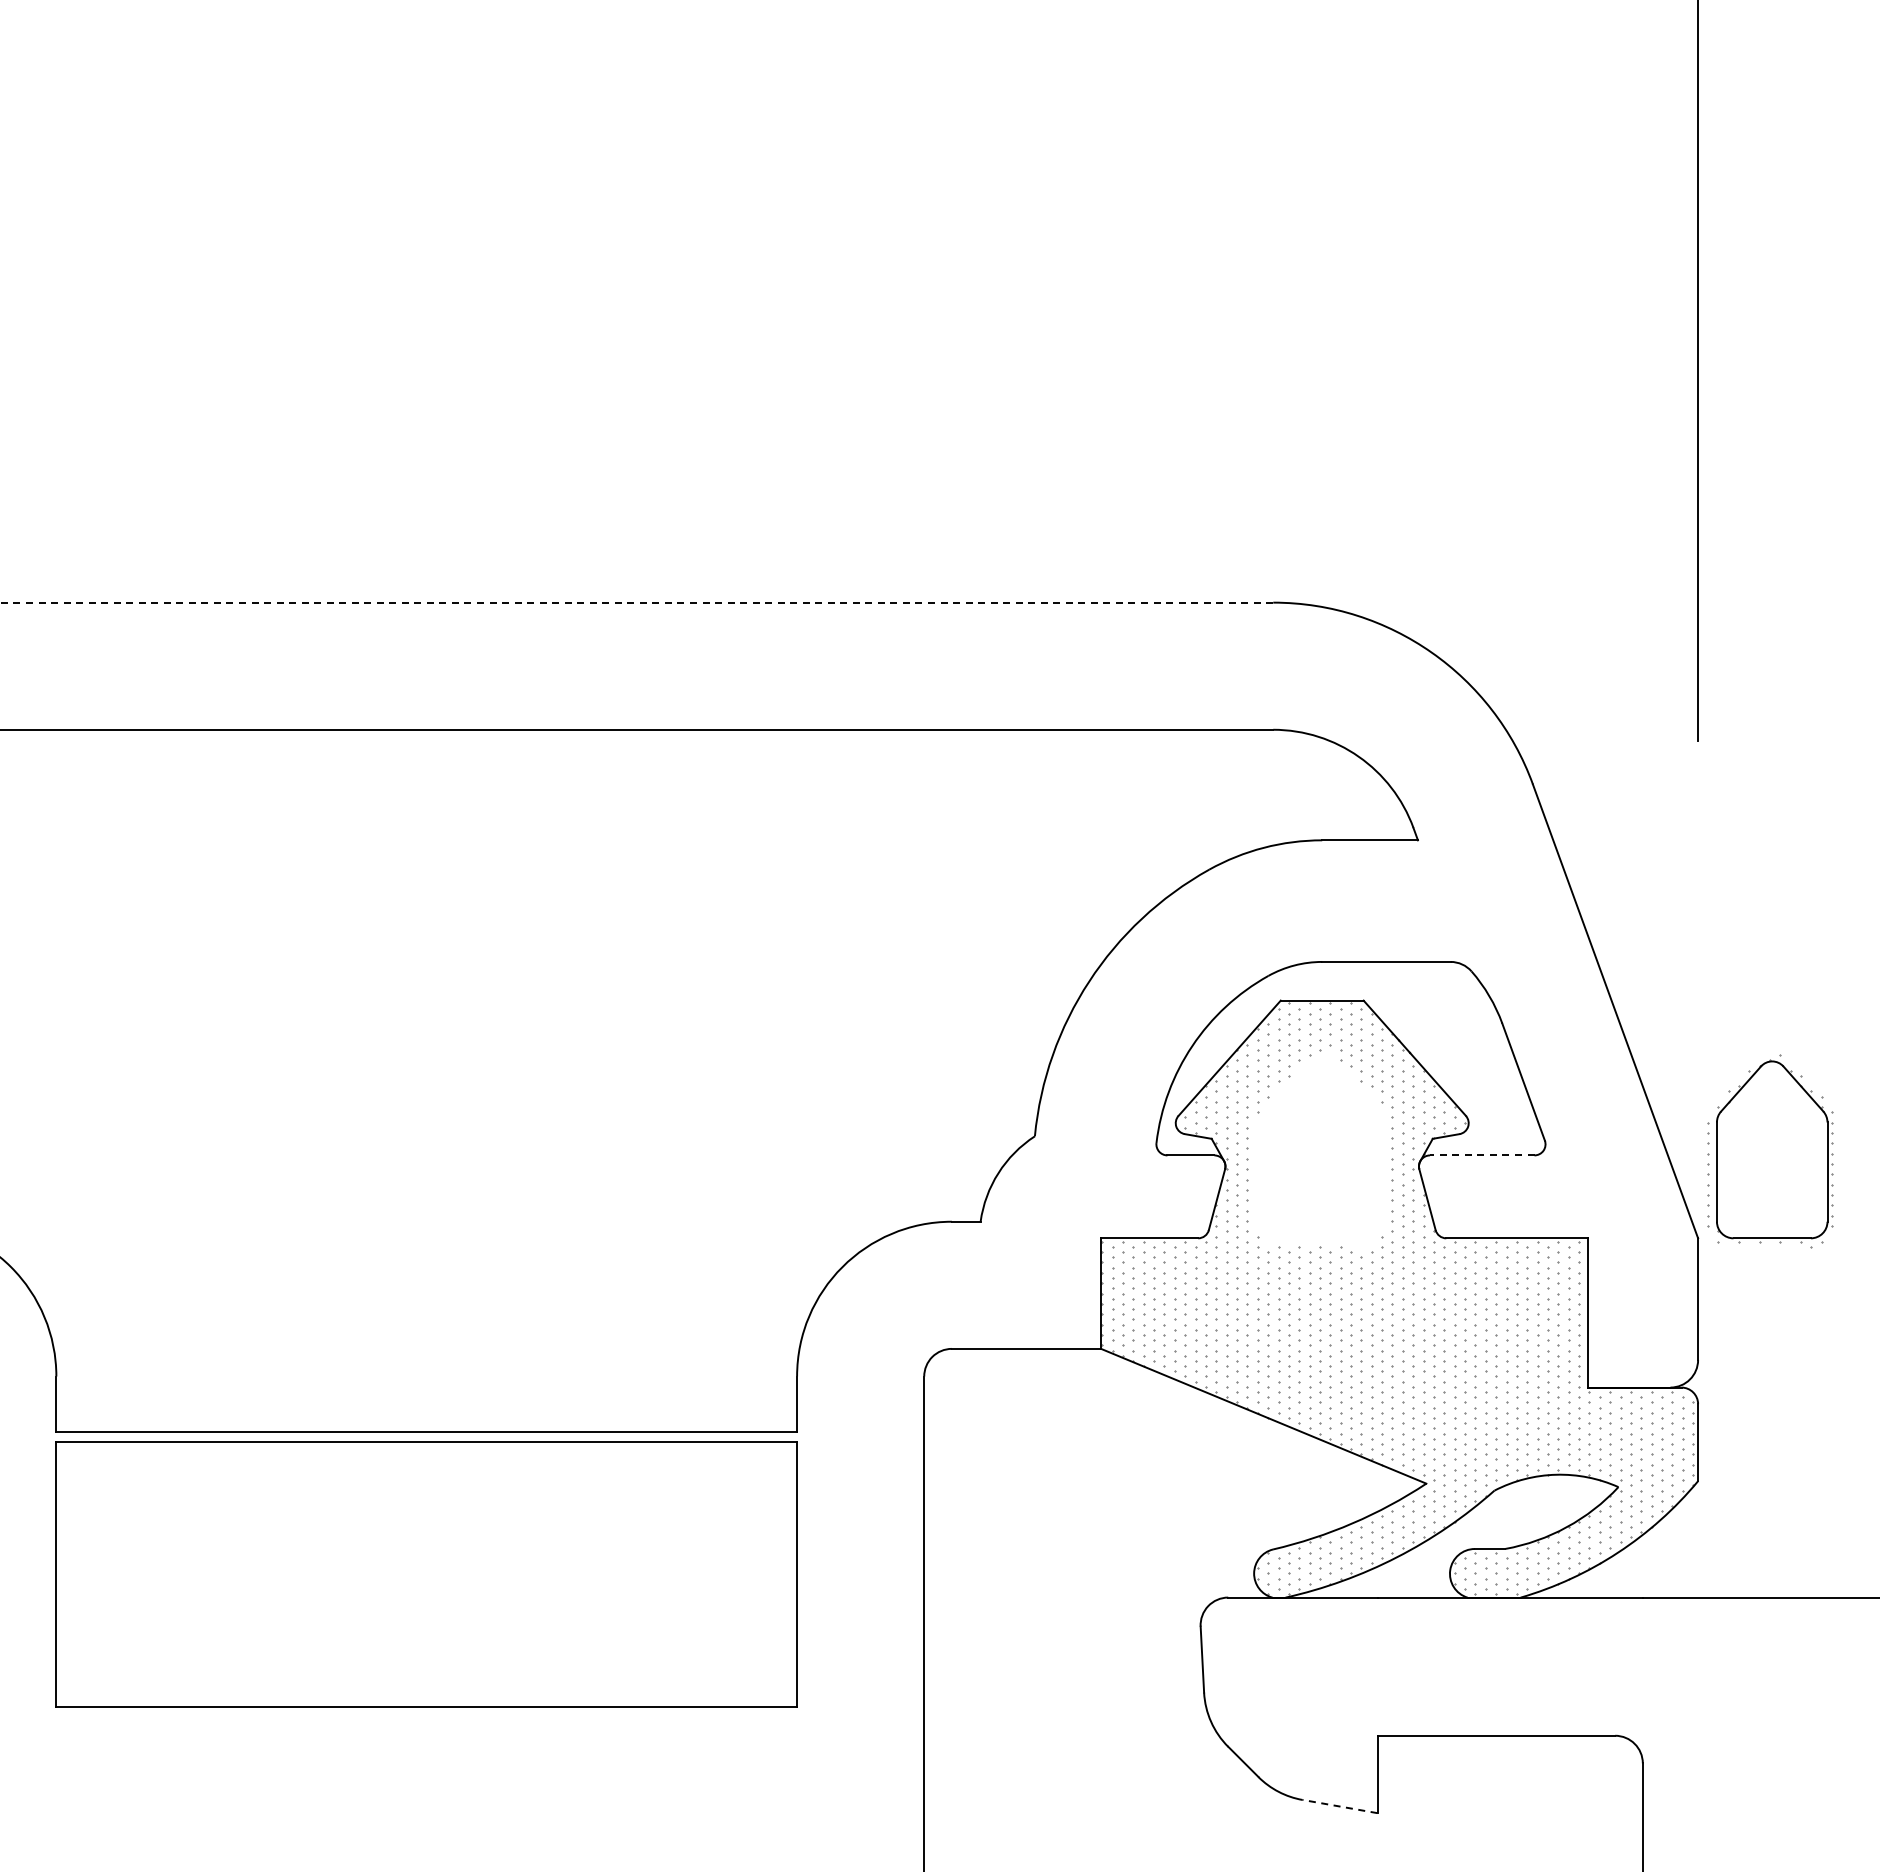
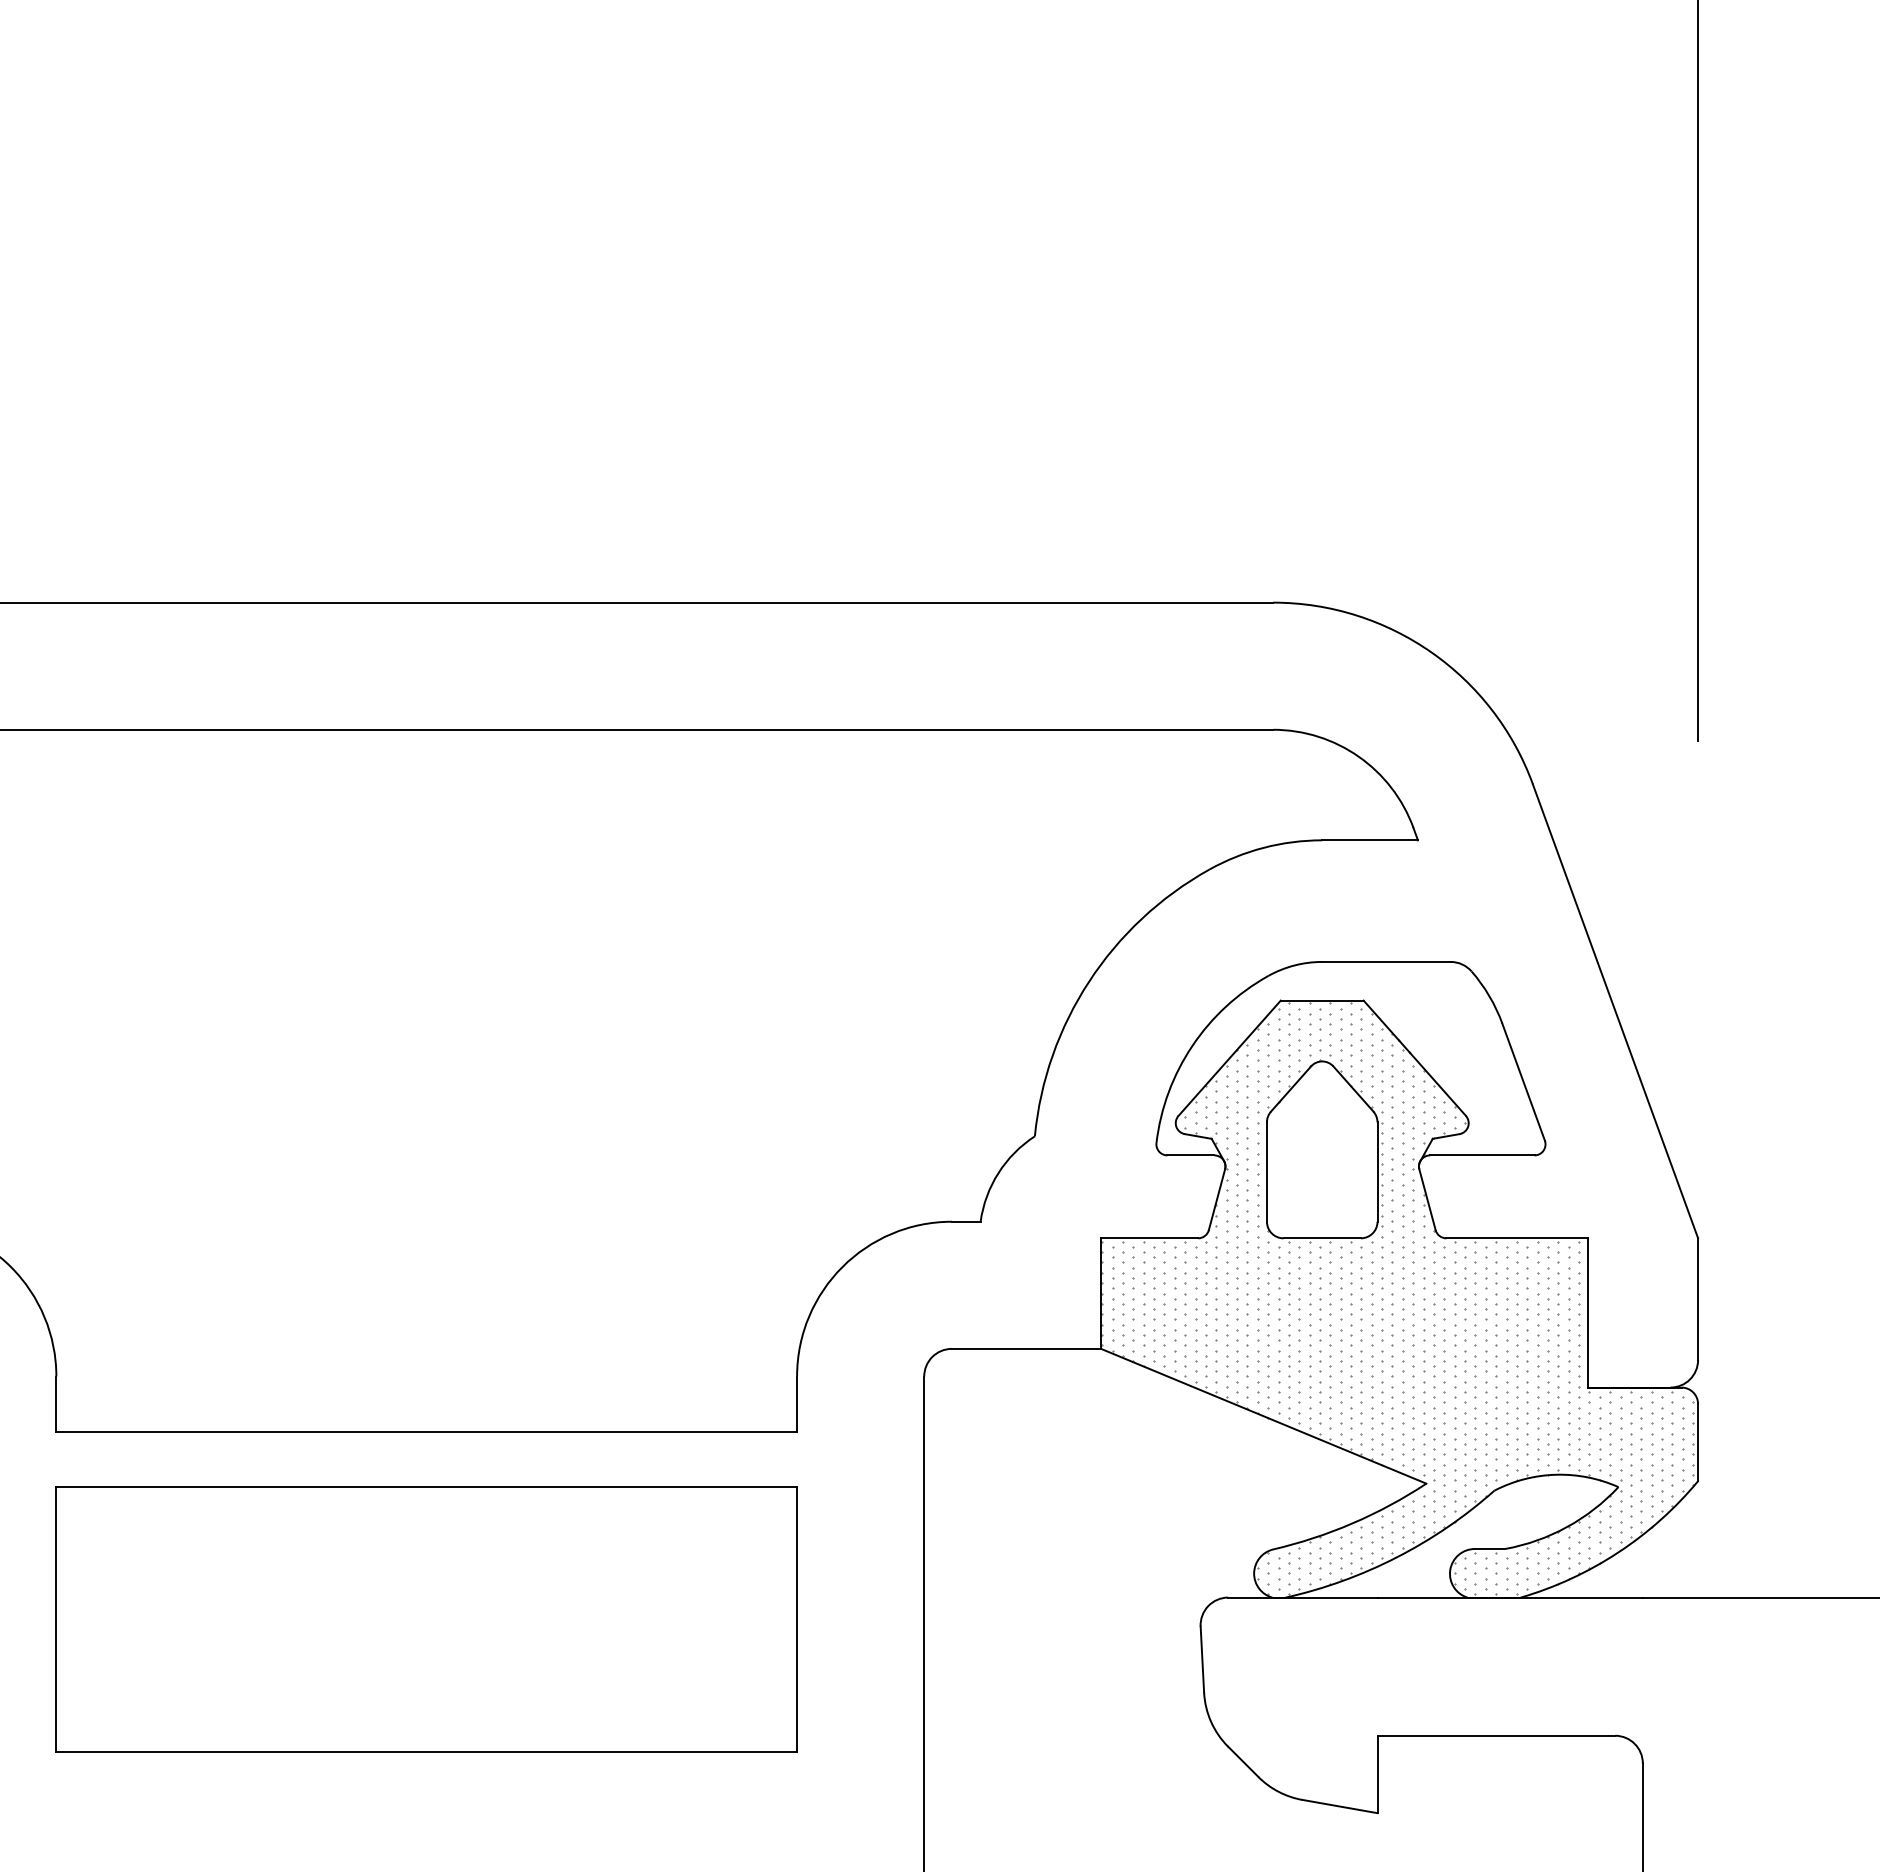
line: dashed -> solid (636, 602)
part position: (1770, 1151) -> (1320, 1151) (1320, 1151)
line: dashed -> solid (1481, 1155)
part position: (426, 1574) -> (426, 1619) (426, 1619)
line: dashed -> solid (1339, 1806)
